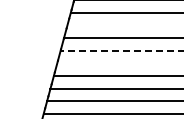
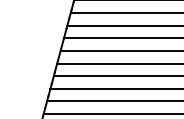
line: none -> present (123, 25)
line: dashed -> solid (121, 50)
line: none -> present (118, 63)
